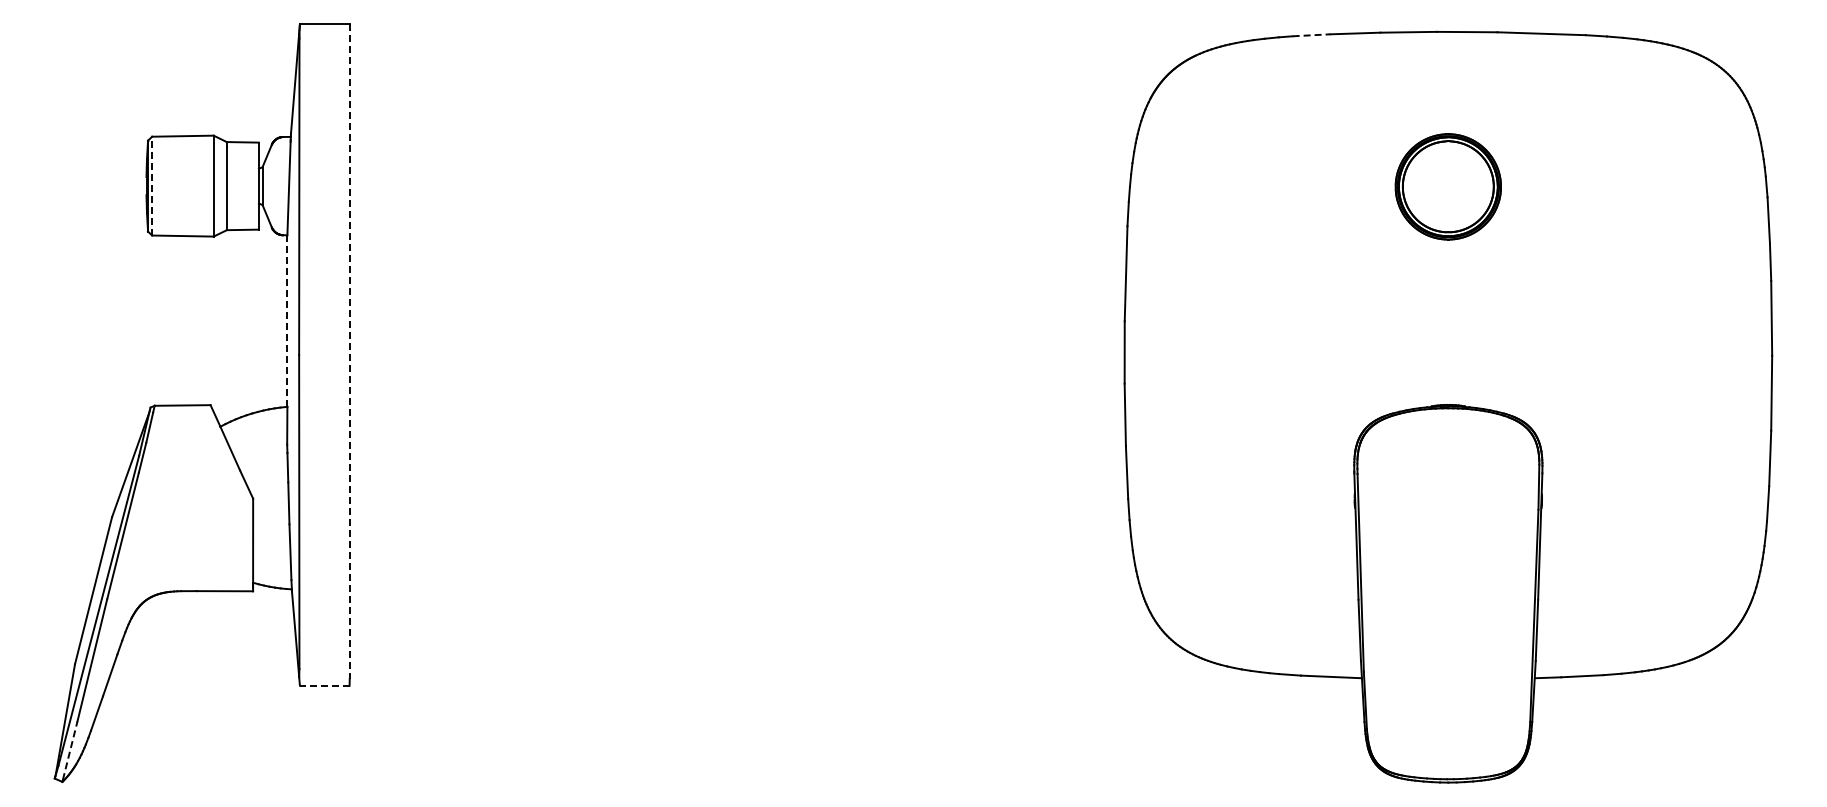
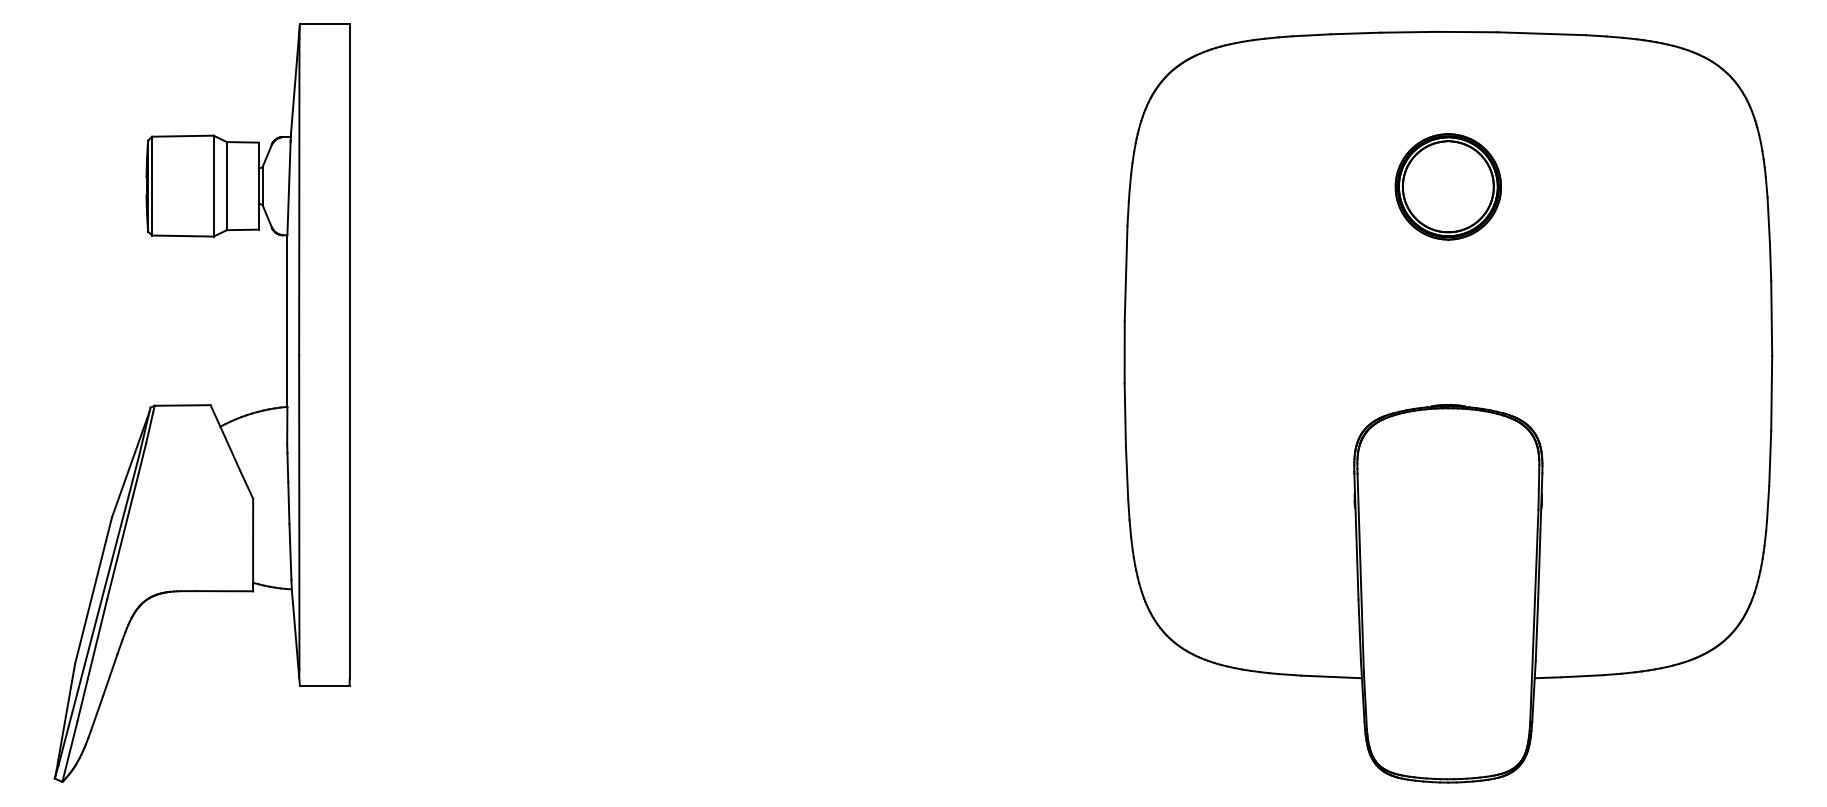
line: dashed -> solid (1311, 35)
line: dashed -> solid (152, 185)
line: dashed -> solid (287, 321)
line: dashed -> solid (349, 352)
line: dashed -> solid (324, 685)
line: dashed -> solid (70, 750)
